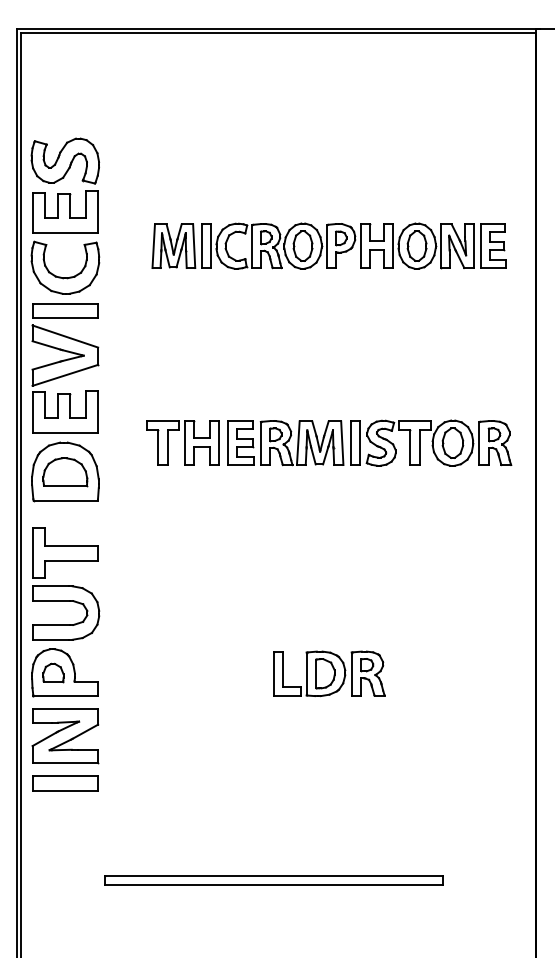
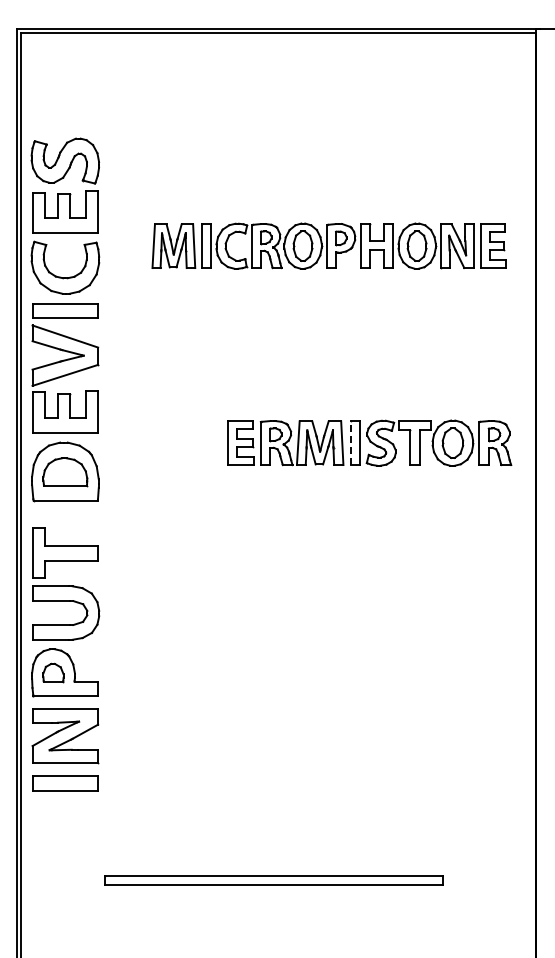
part: present -> none (182, 442)
line: solid -> dashed (350, 443)
part: present -> none (329, 673)
